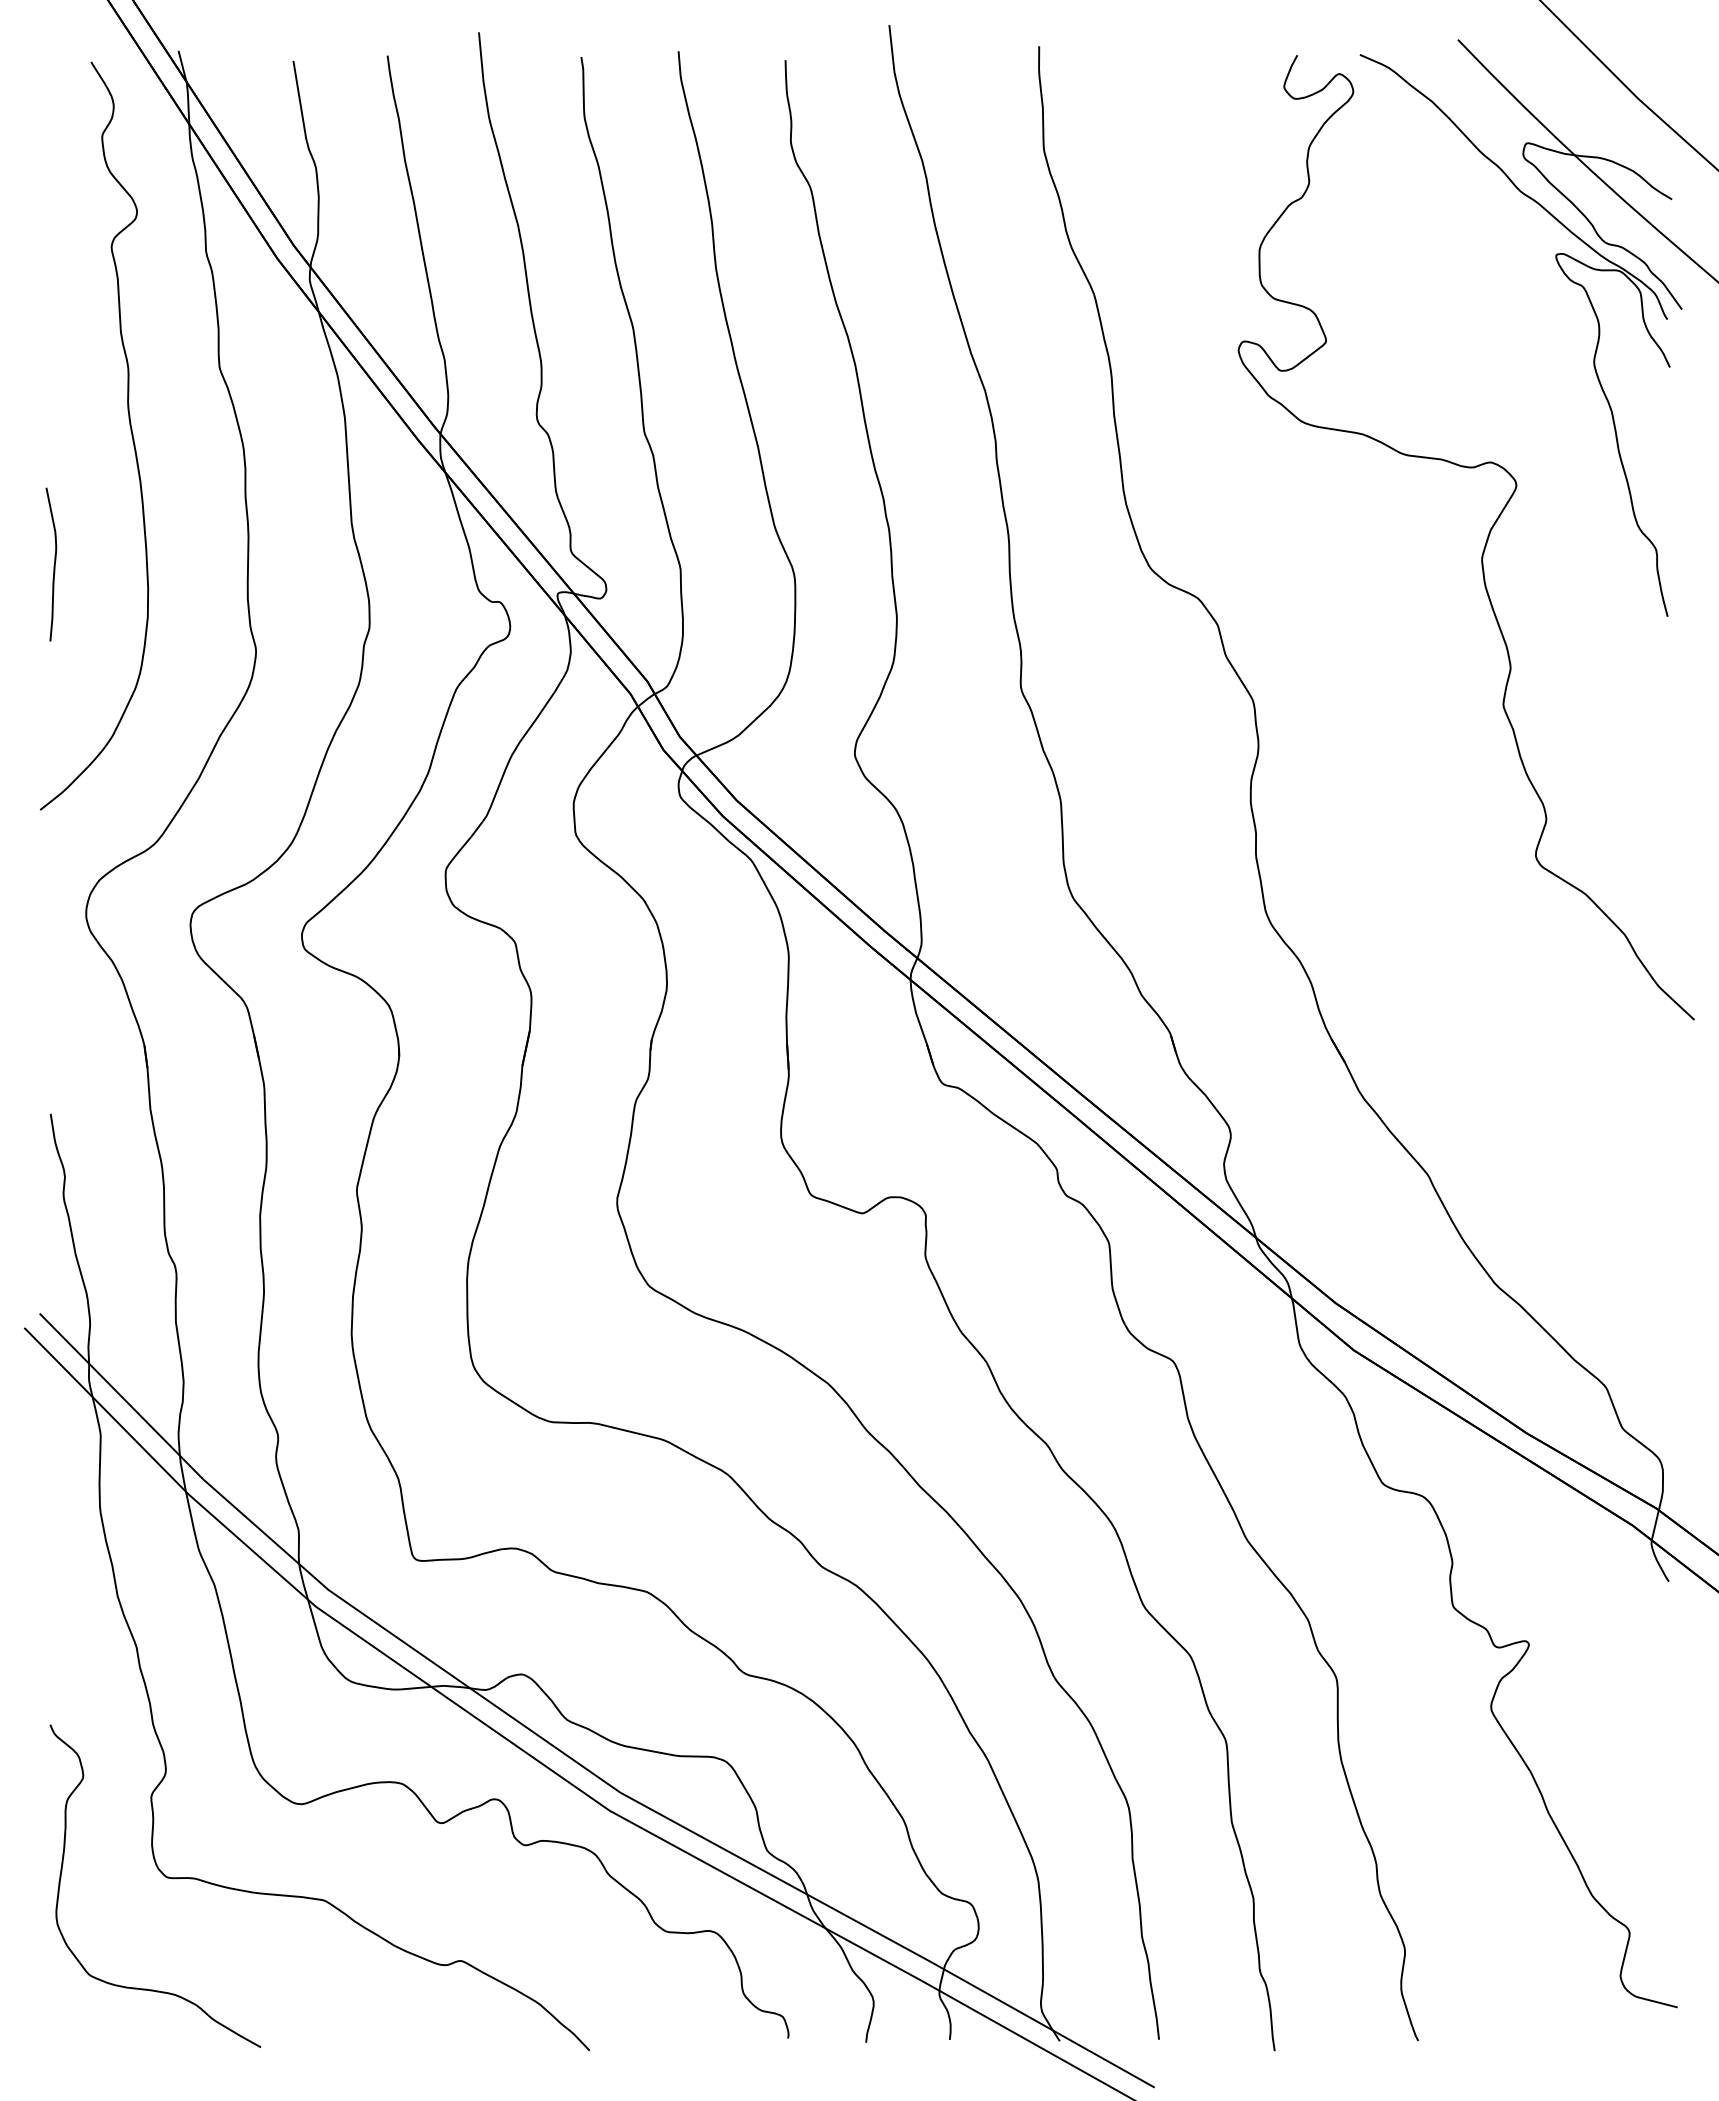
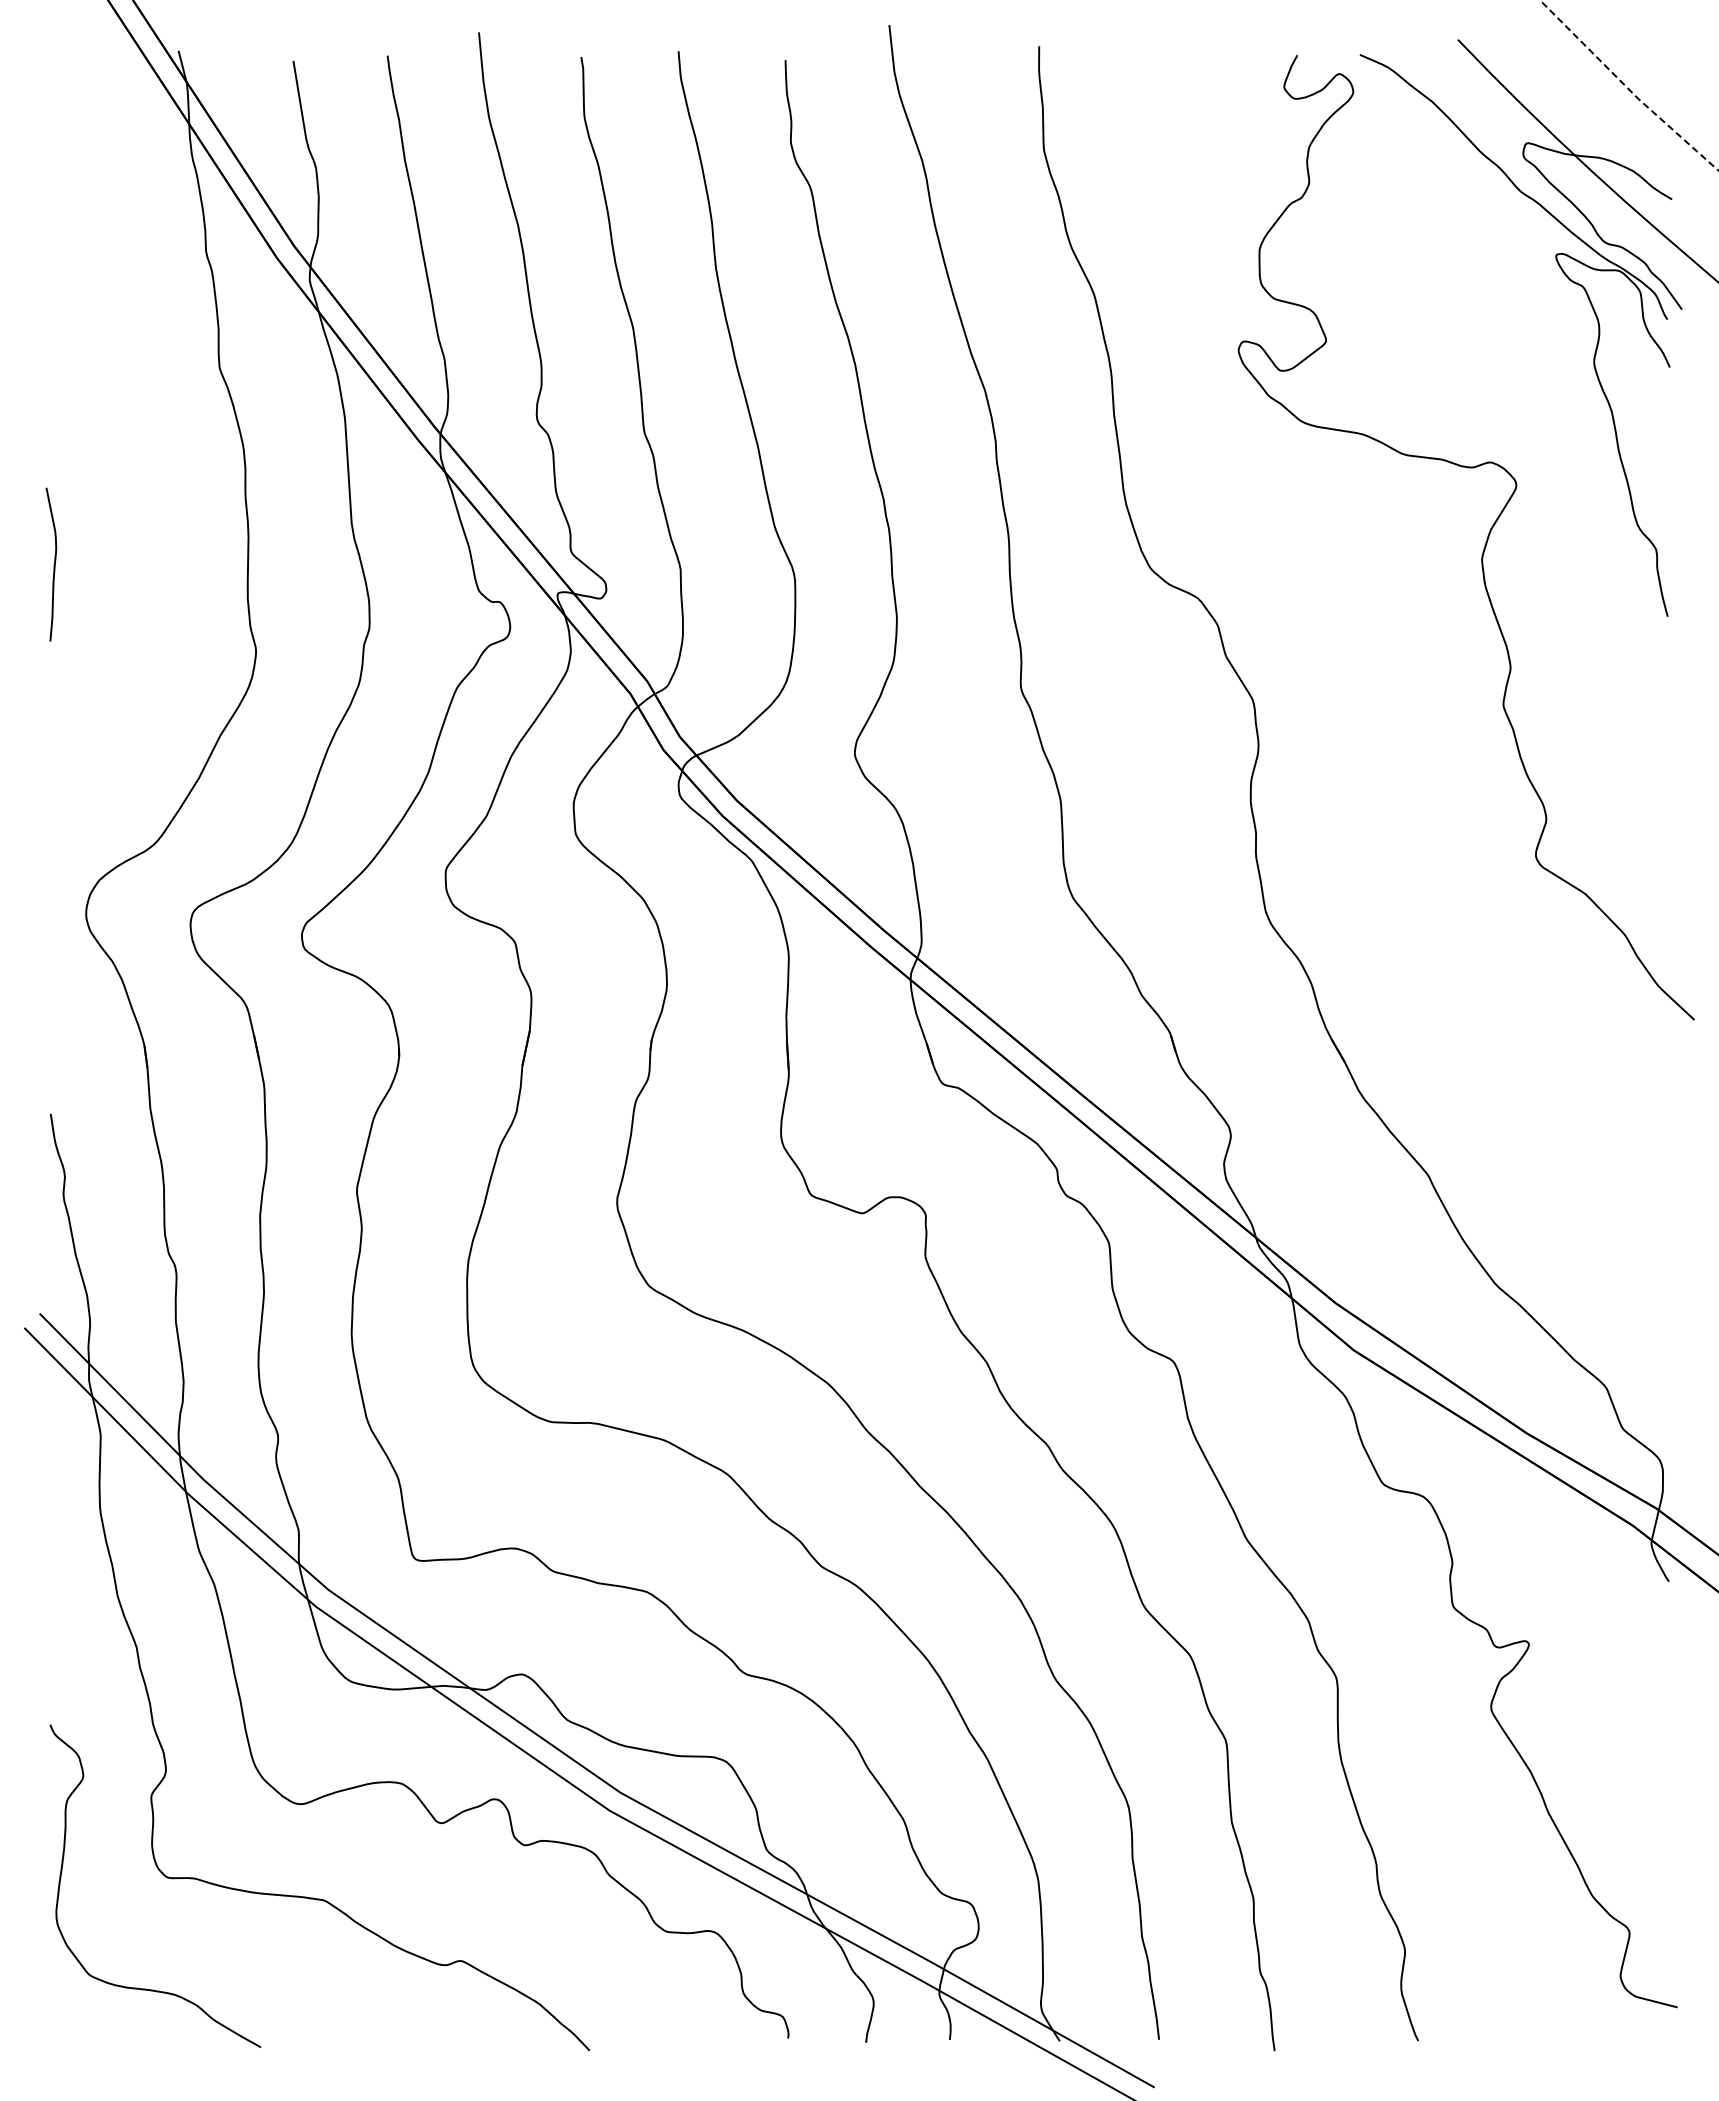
line: solid -> dashed (1628, 88)
curve: present -> none (130, 431)
